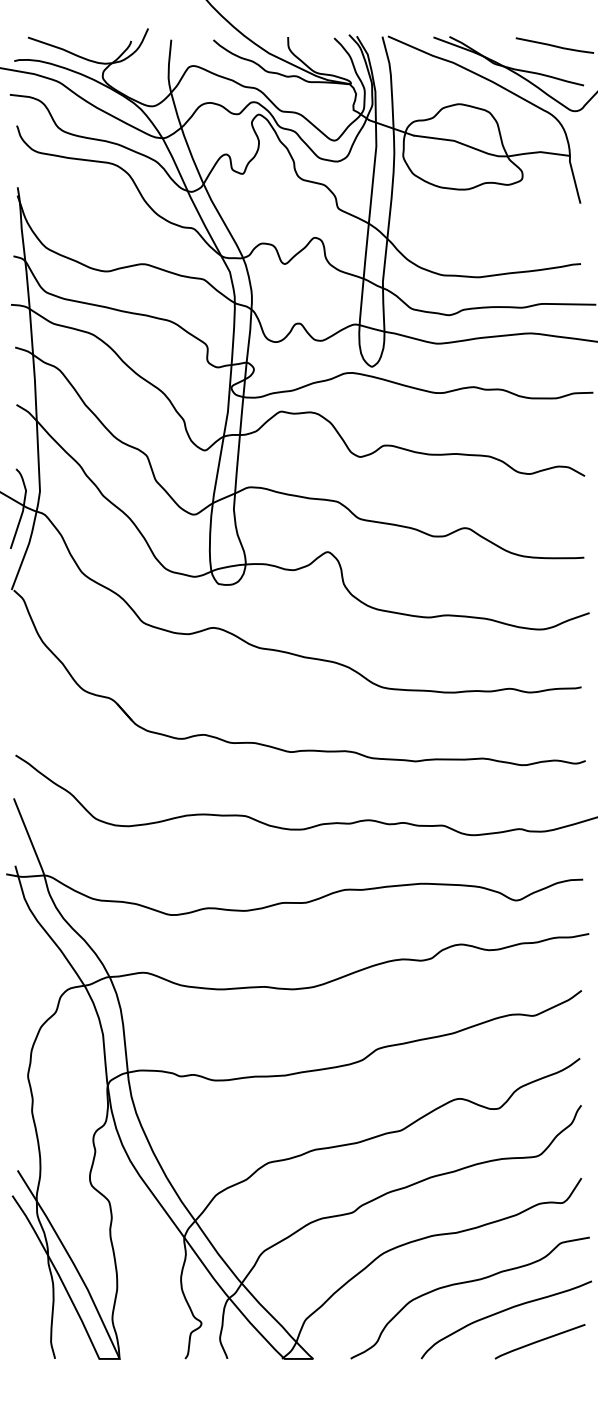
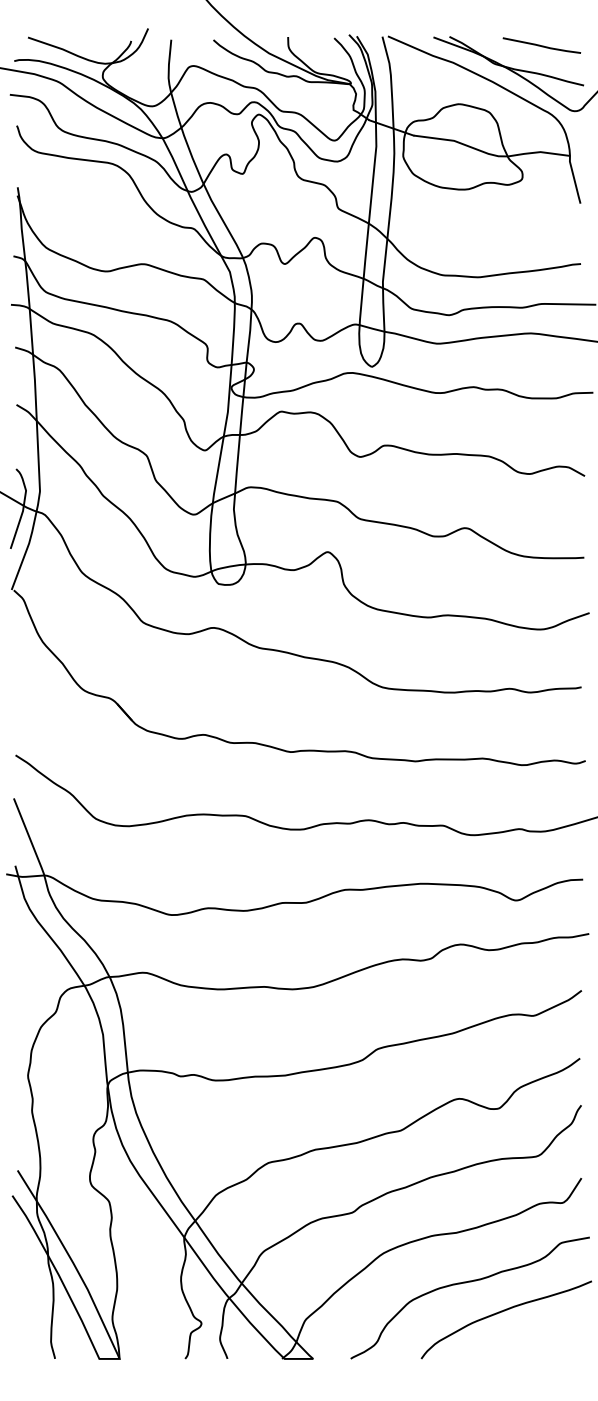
line position: (554, 45) -> (541, 45) (541, 45)
curve: present -> none (539, 1341)
